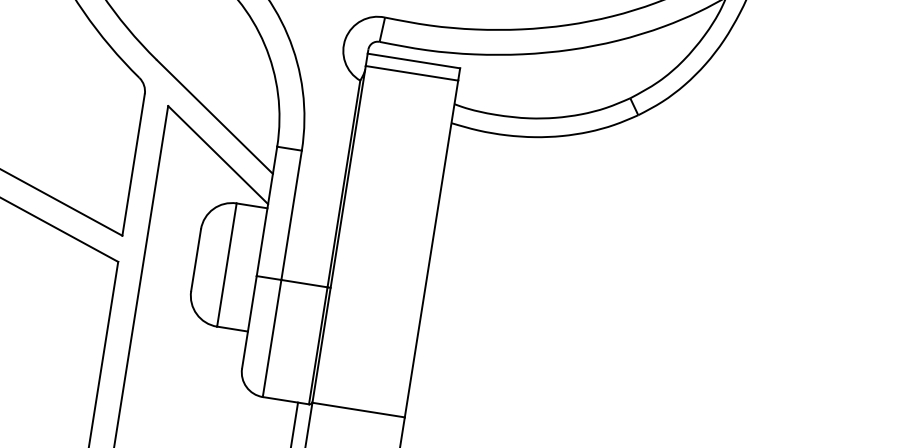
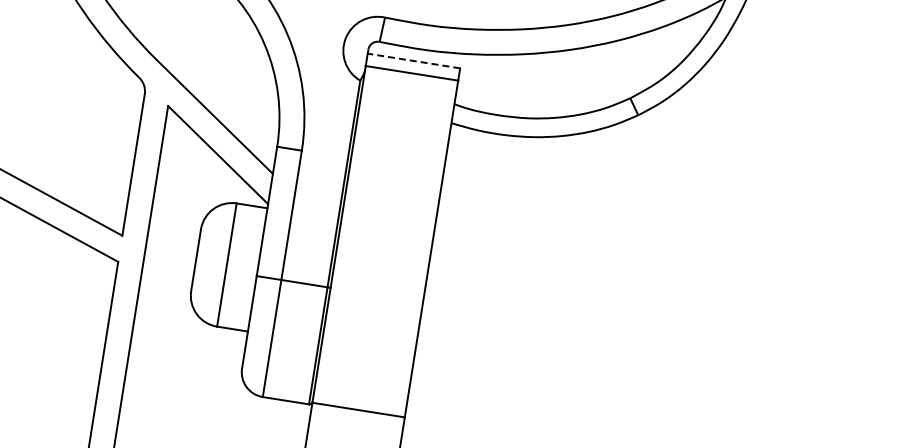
line: solid -> dashed (413, 61)
line: present -> none (294, 423)
